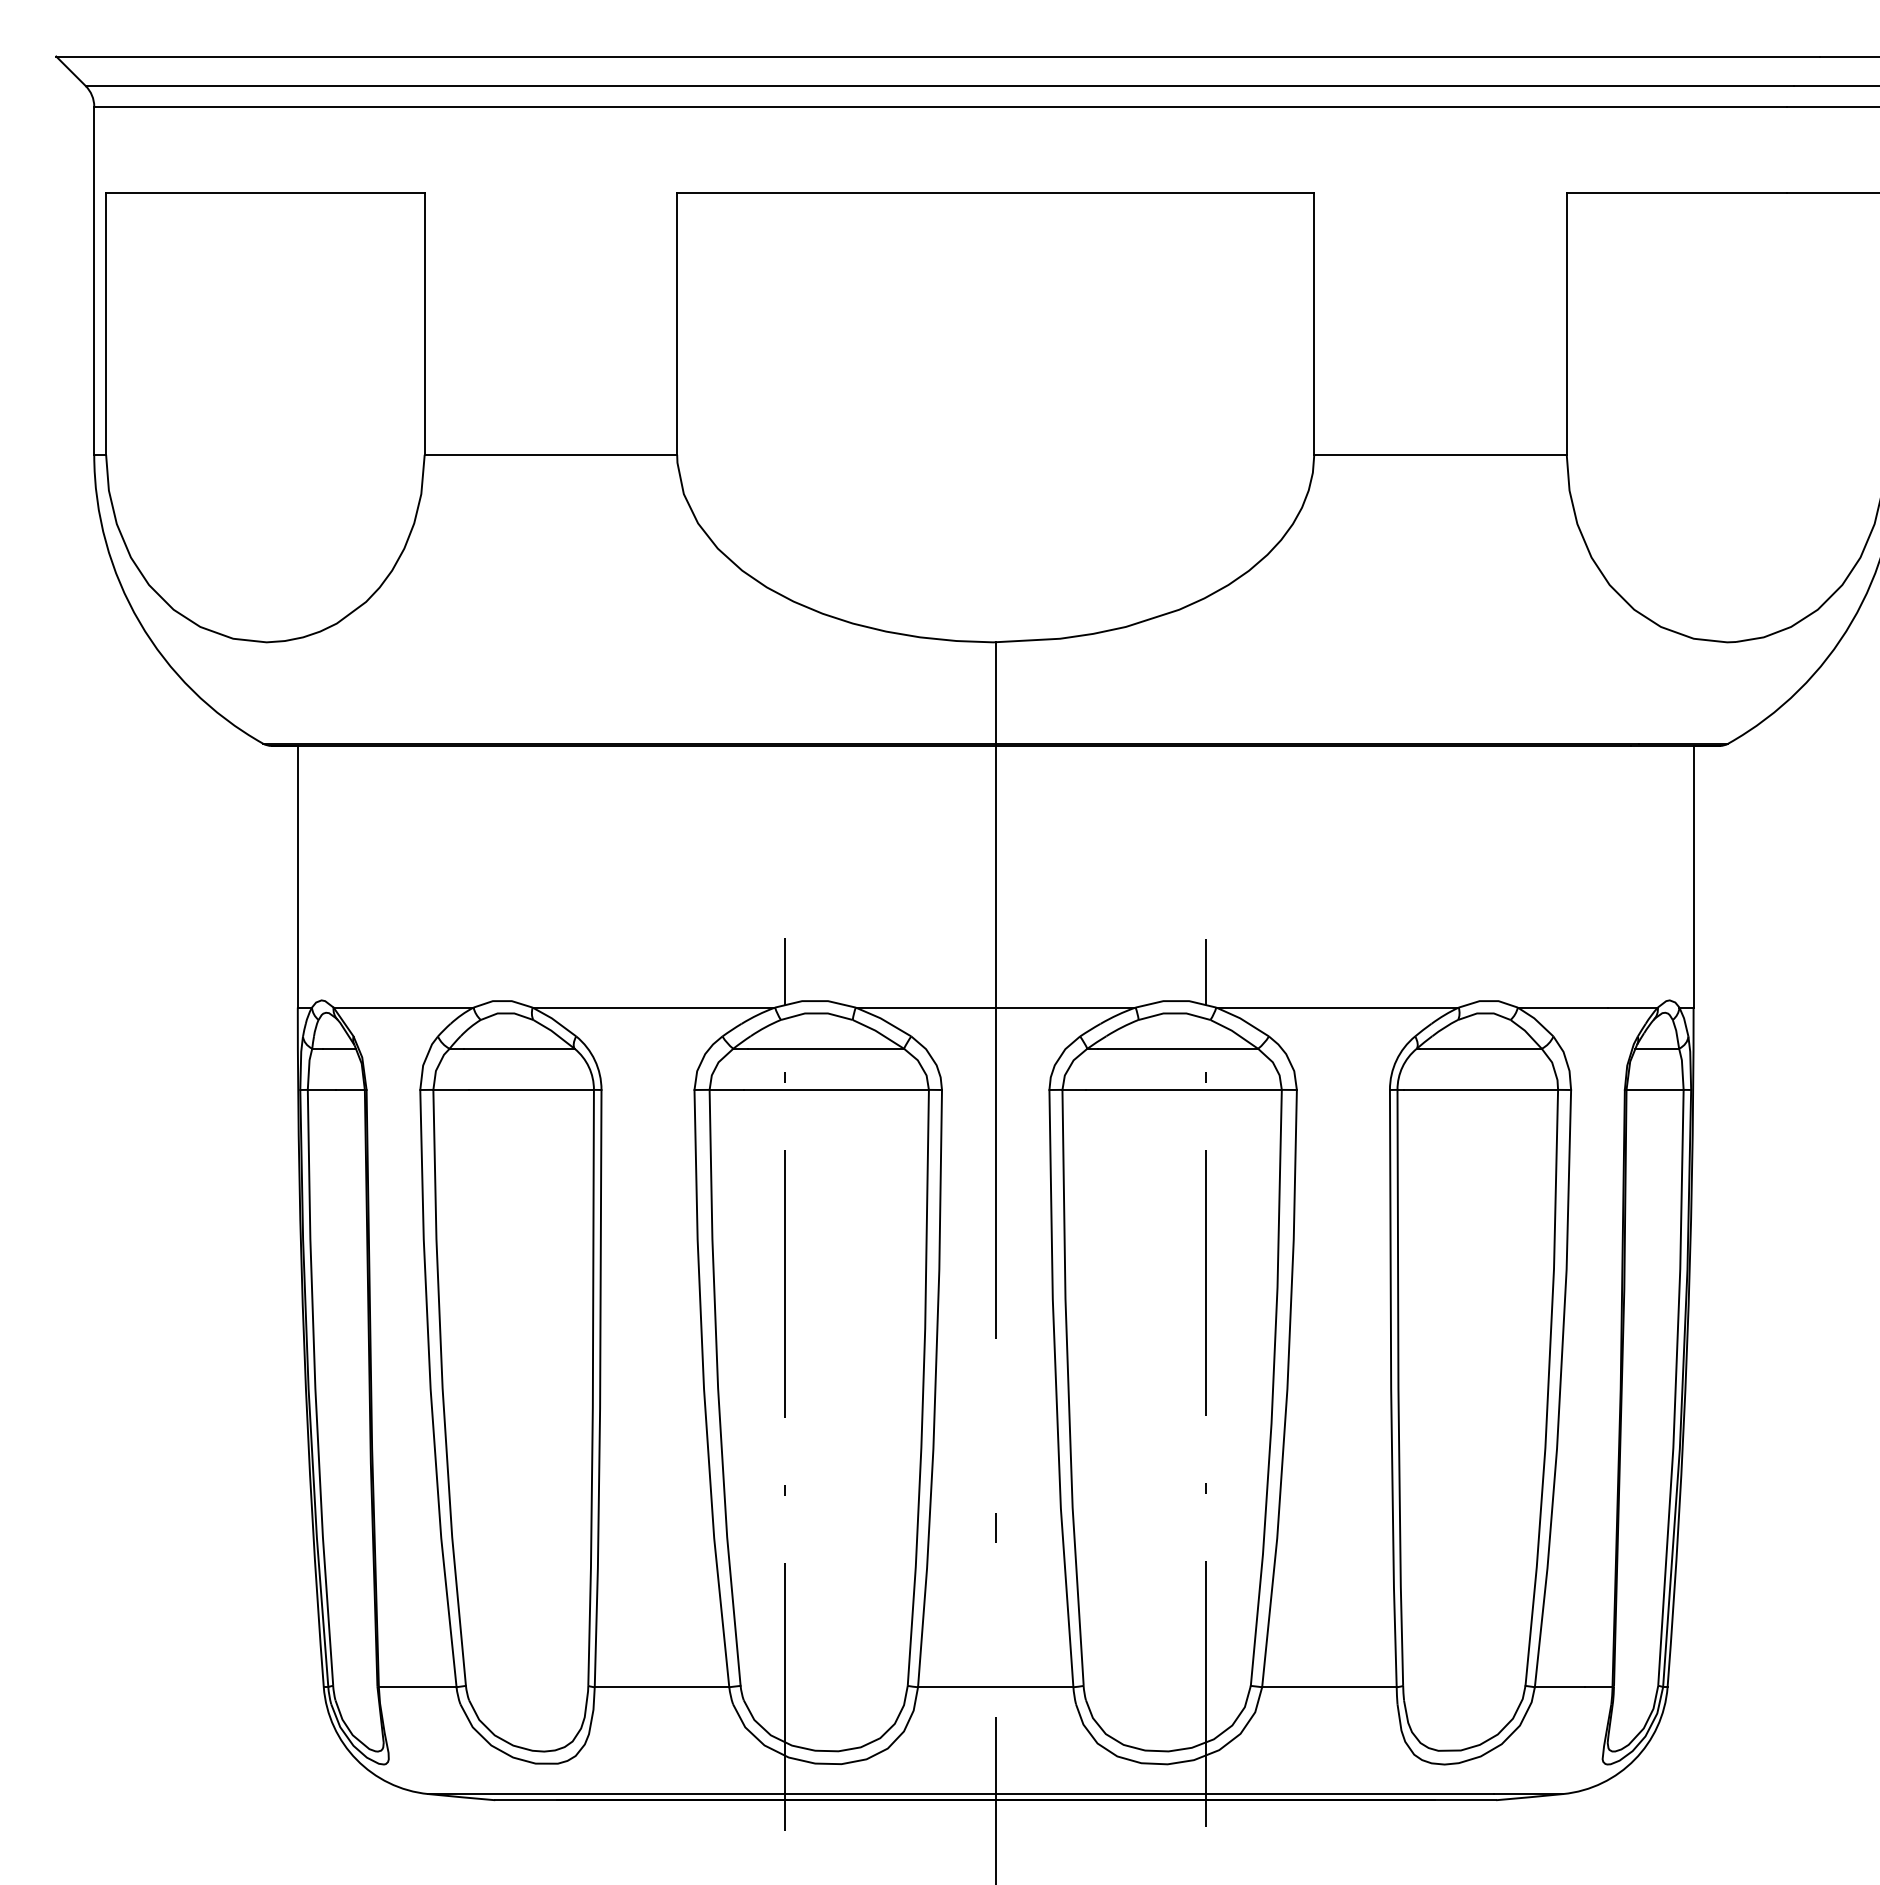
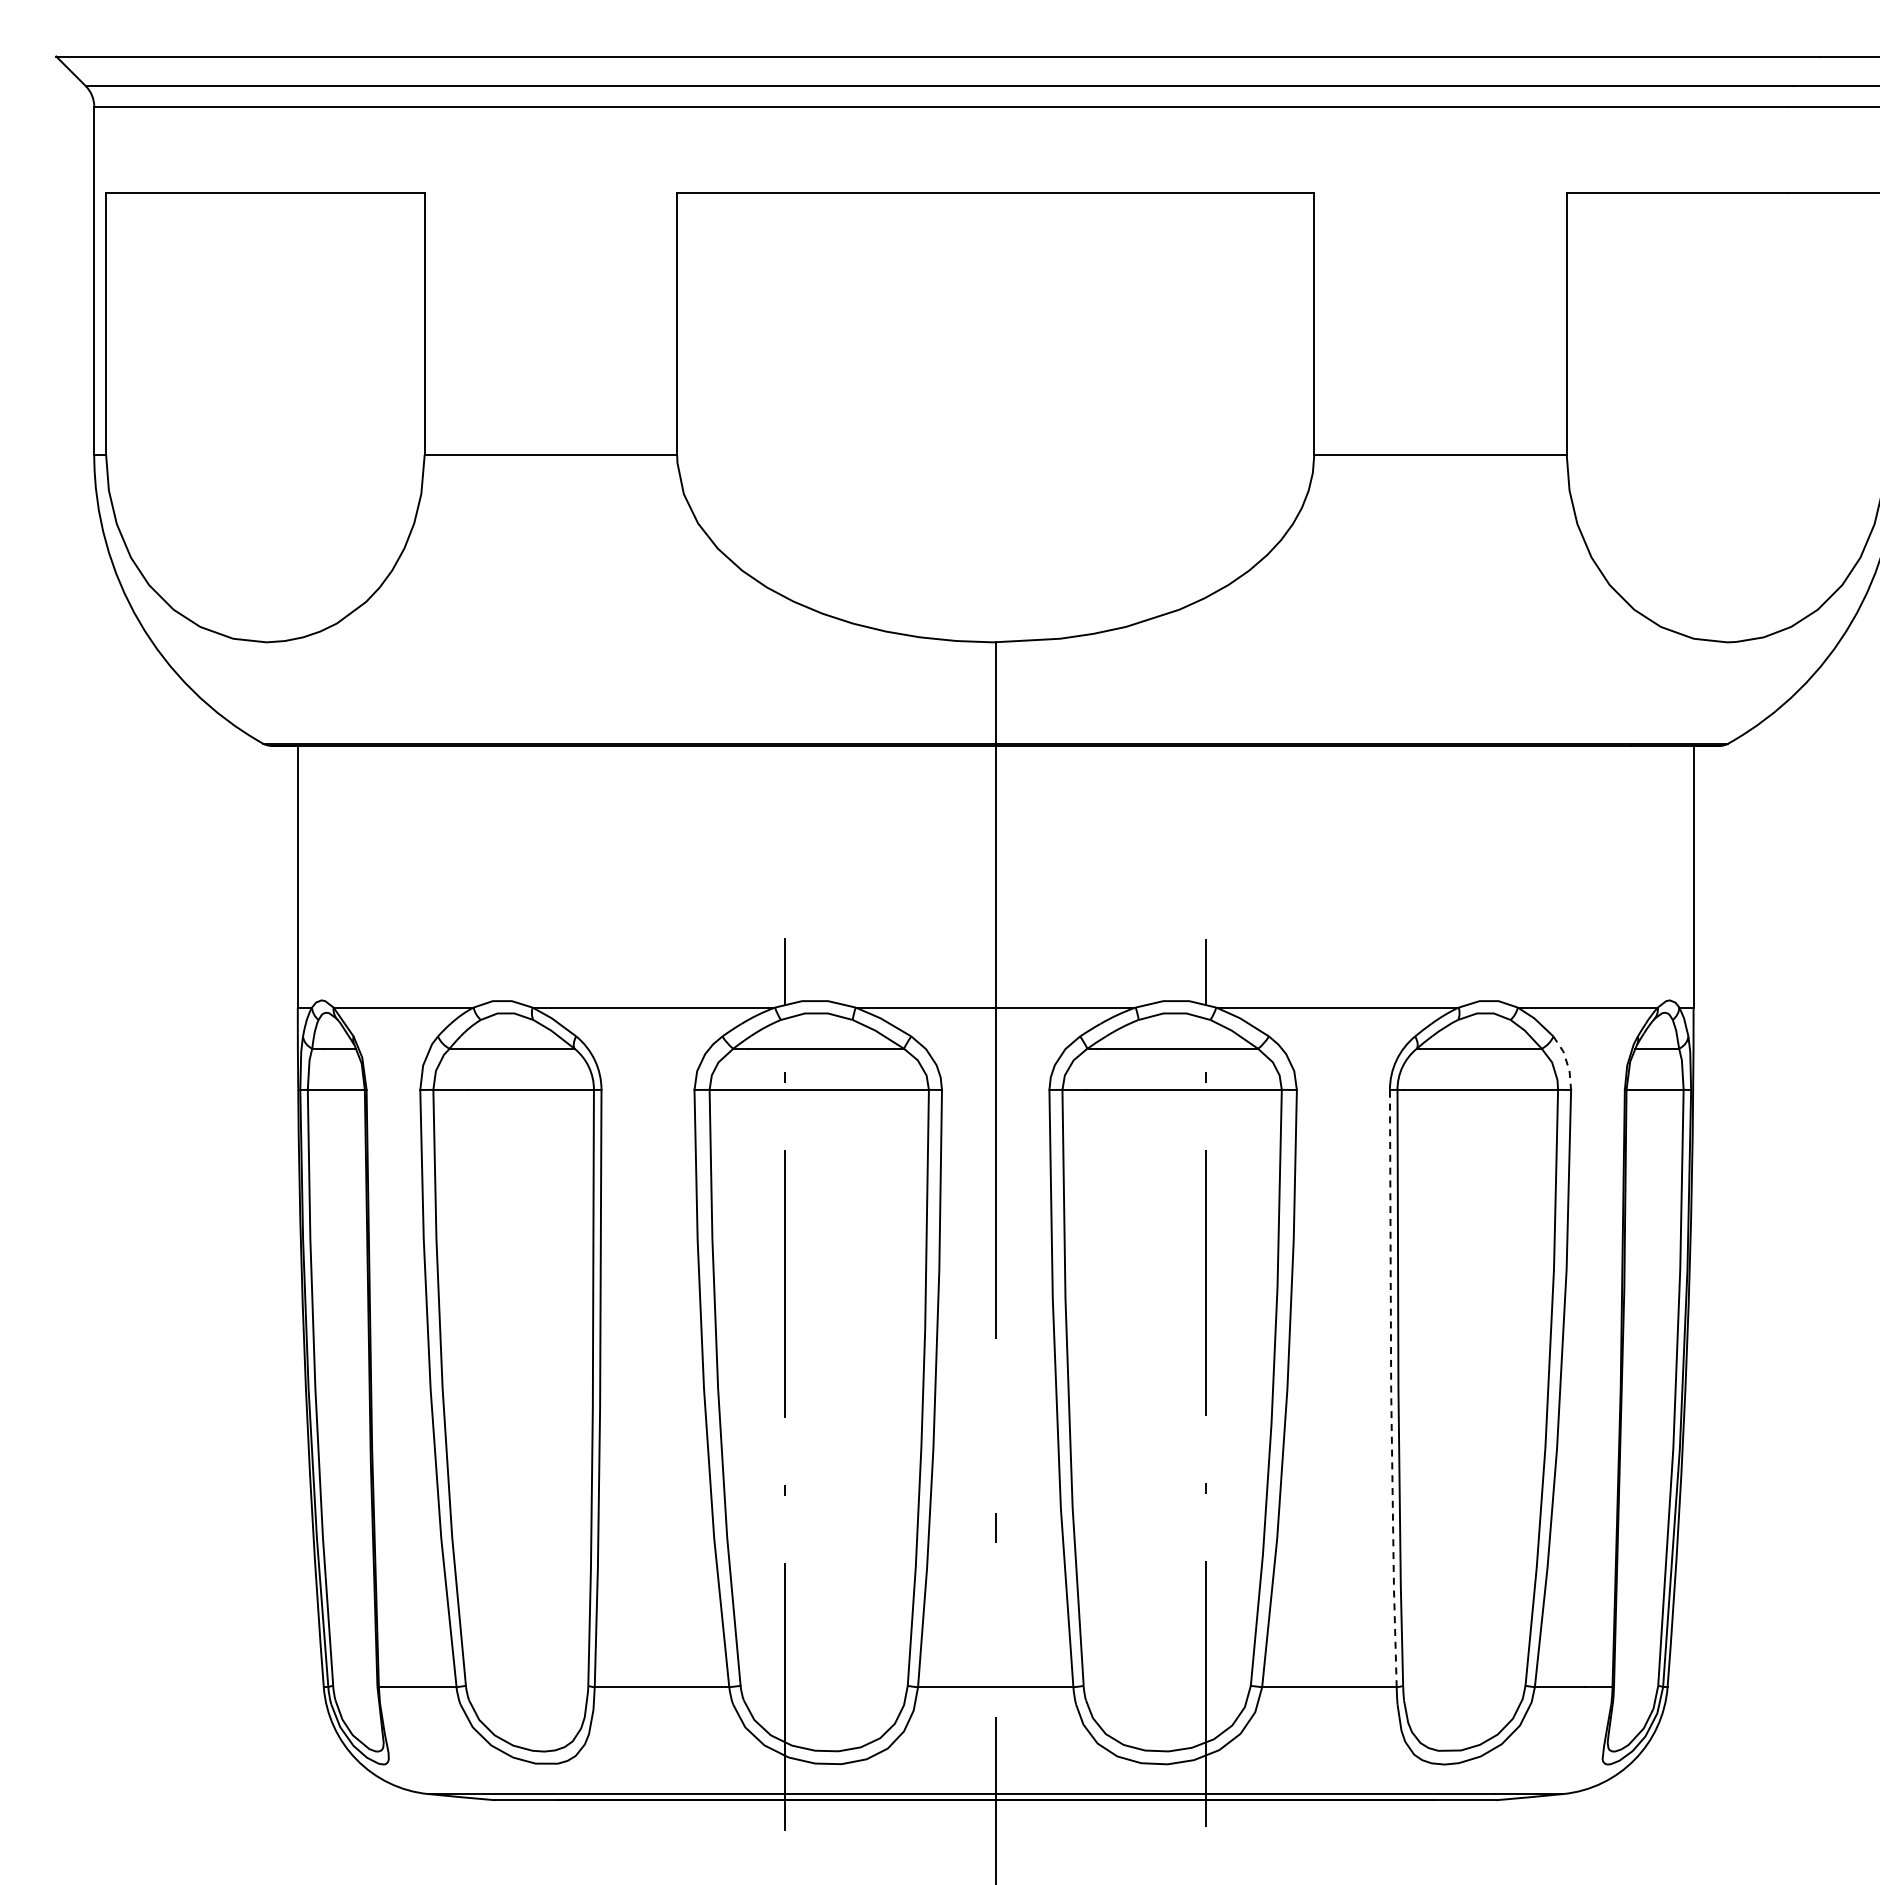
line: solid -> dashed (1566, 1061)
line: solid -> dashed (1391, 1389)
